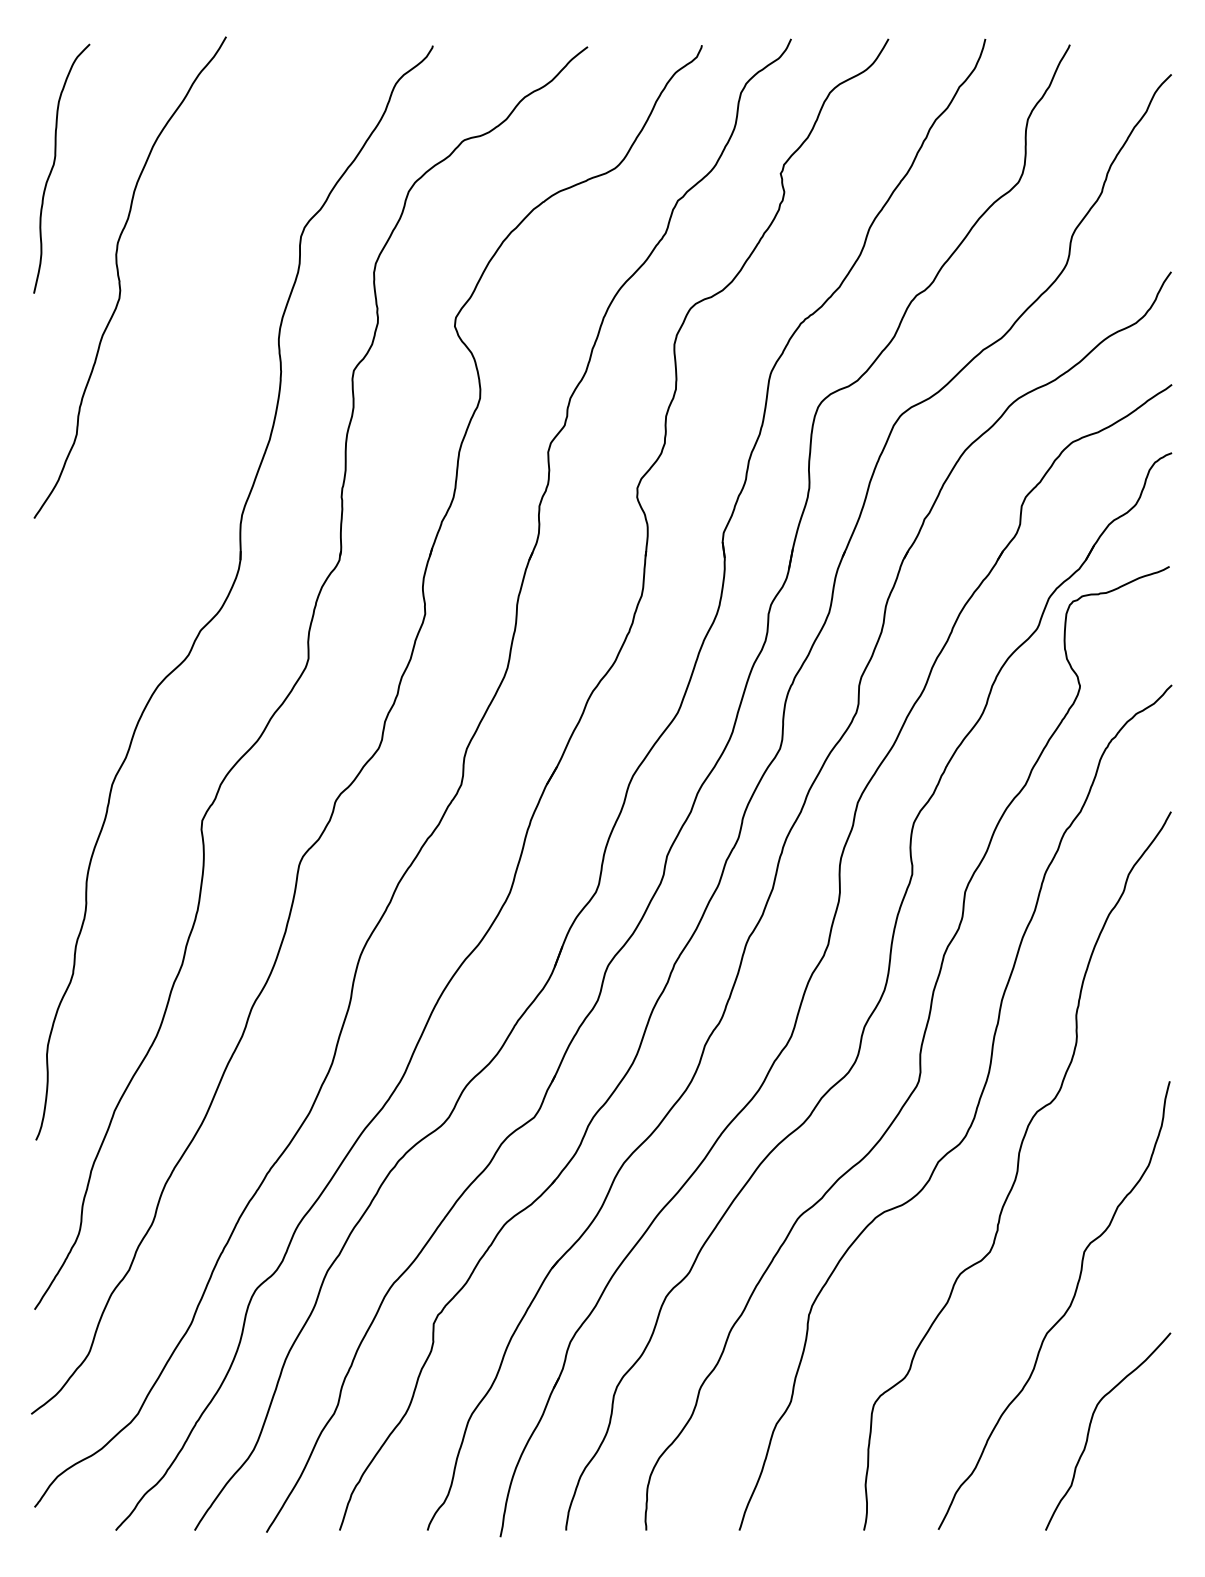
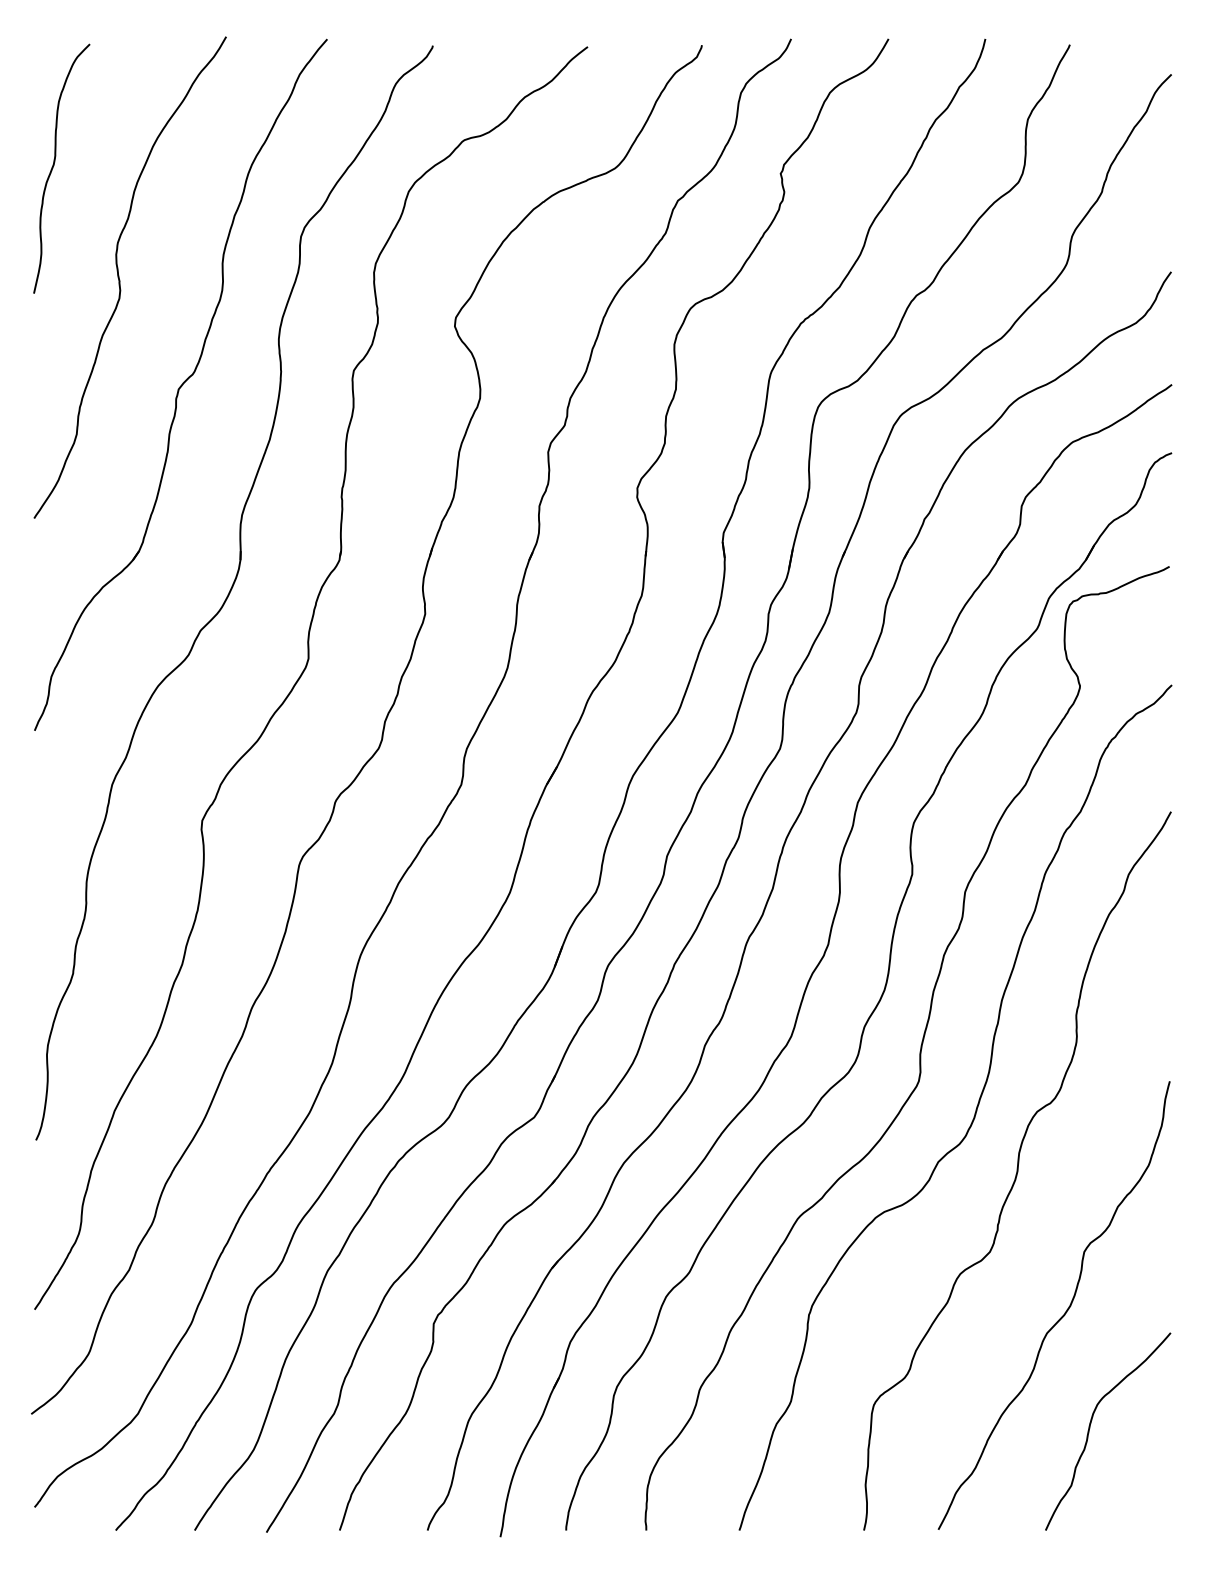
part: none -> present (180, 384)
